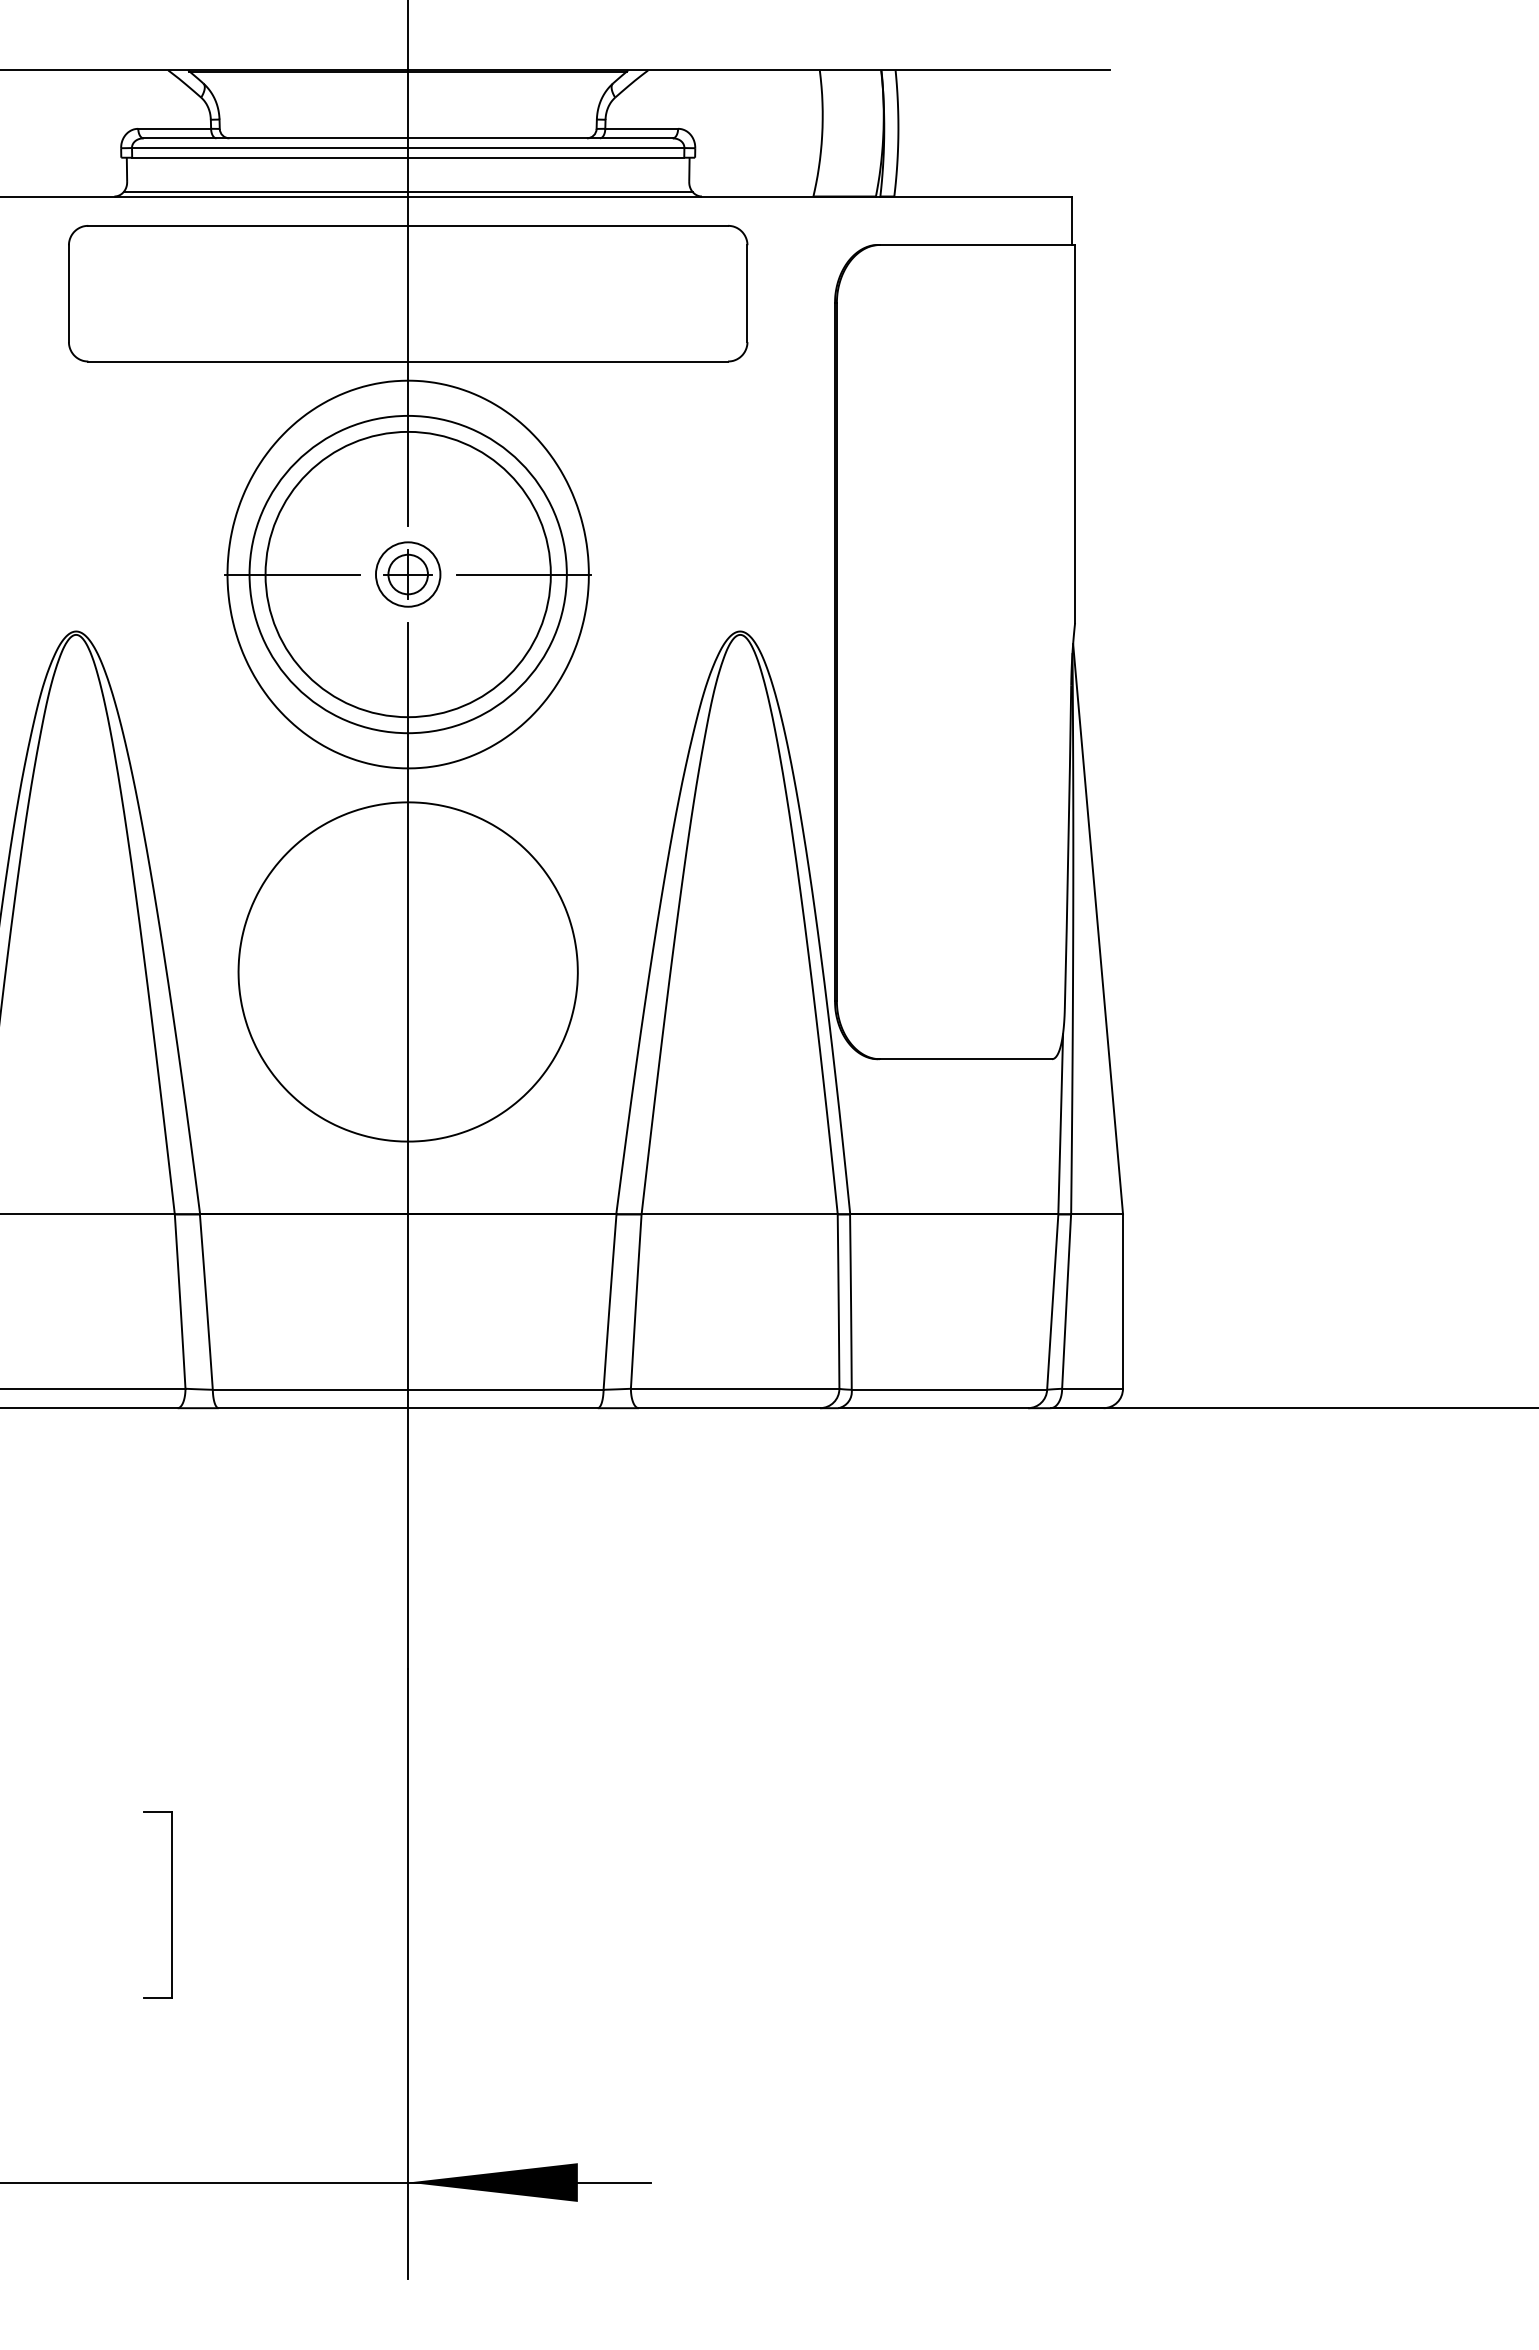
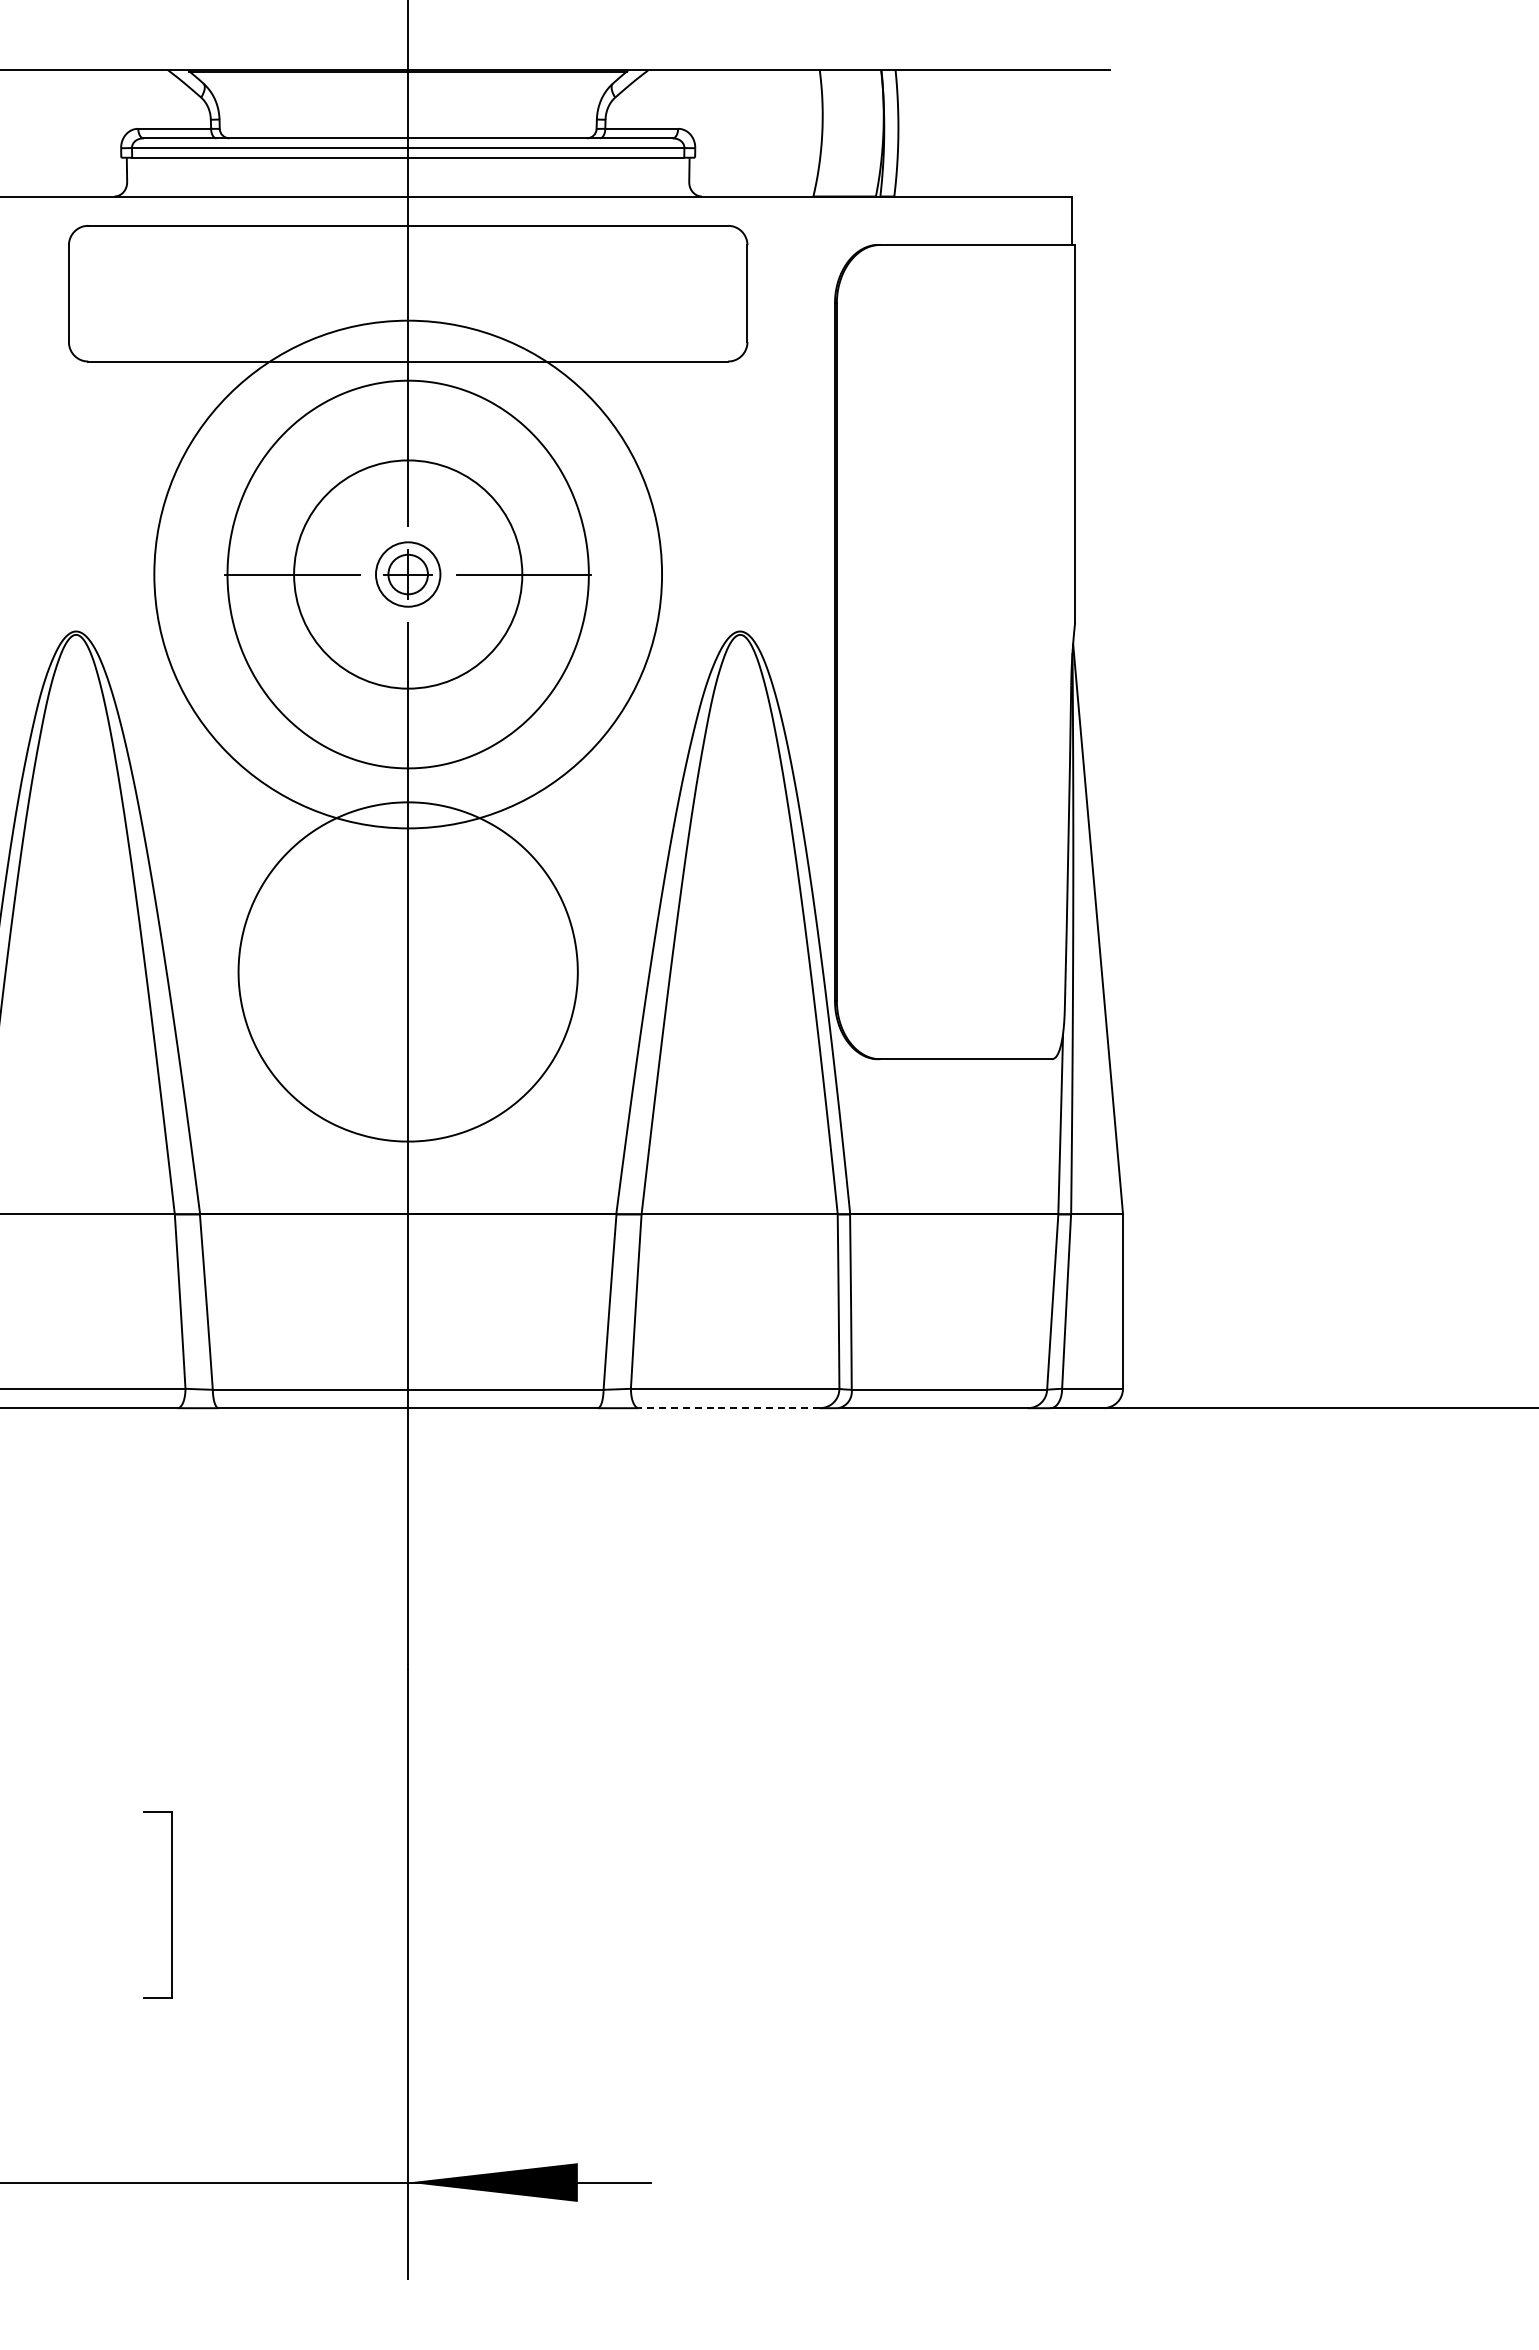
line: present -> none (407, 191)
circle diameter: 285 px -> 228 px (408, 574)
circle diameter: 317 px -> 508 px (408, 574)
line: solid -> dashed (729, 1408)
